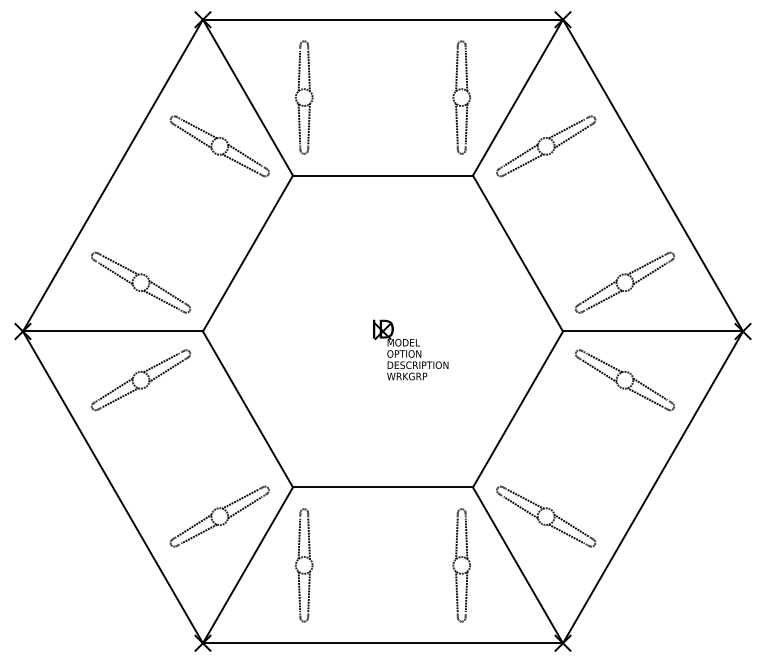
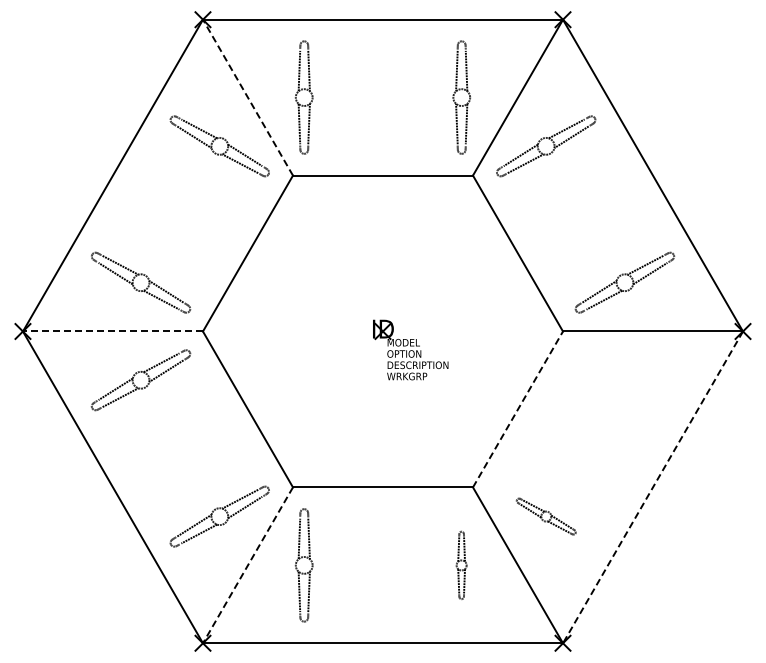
line: solid -> dashed (247, 97)
line: solid -> dashed (112, 331)
part: present -> none (624, 380)
line: solid -> dashed (518, 409)
line: solid -> dashed (652, 487)
part size: 101x63 px -> 62x39 px (545, 516)
line: solid -> dashed (247, 565)
part size: 19x115 px -> 13x70 px (461, 564)
